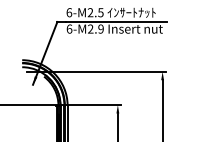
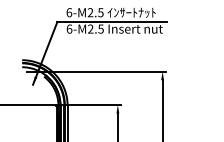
text: 6-M2.9 -> 6-M2.5 (100, 28)
